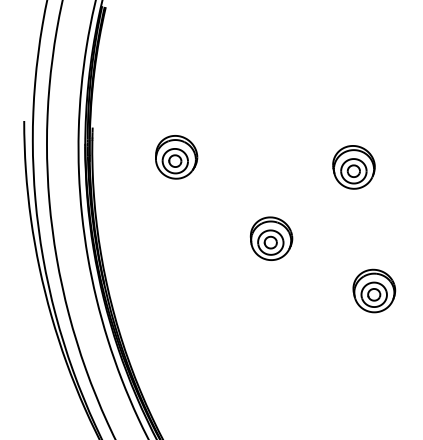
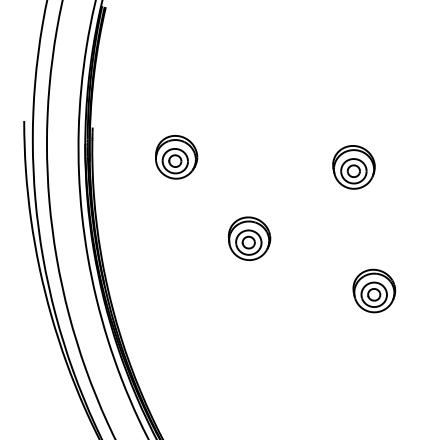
part position: (271, 238) -> (249, 238) (249, 238)
